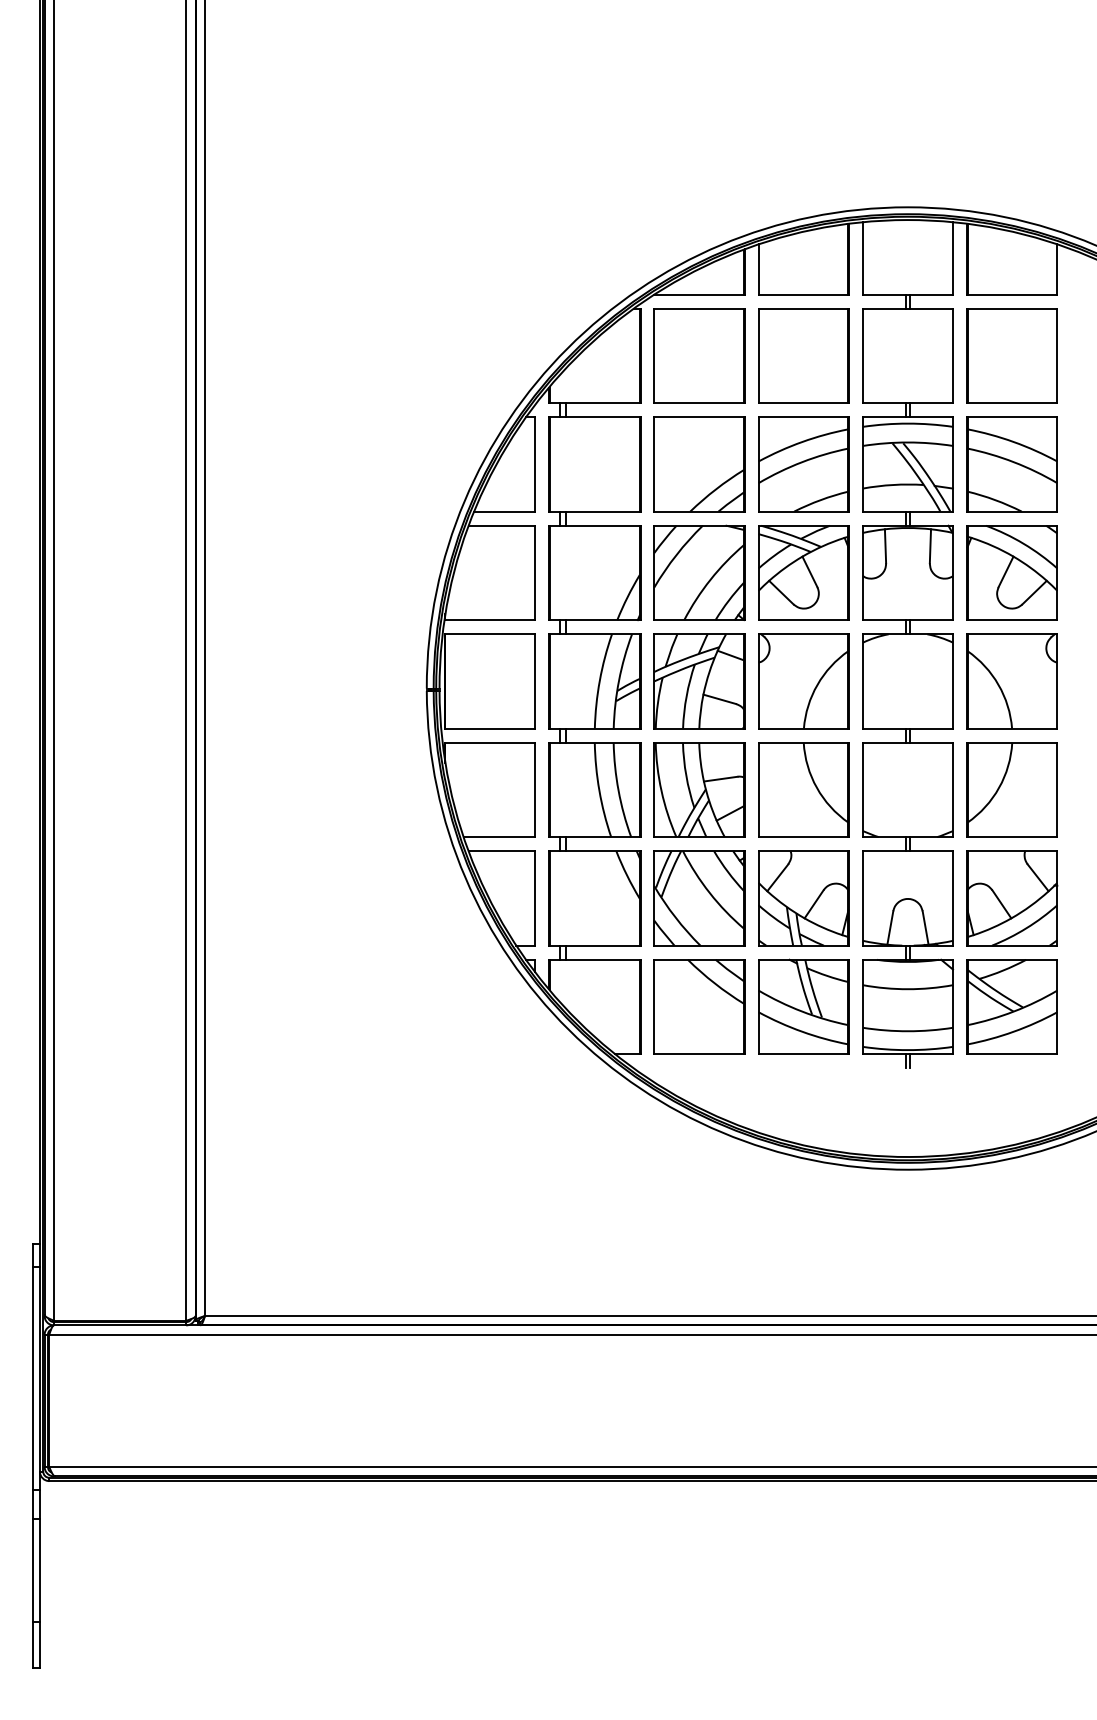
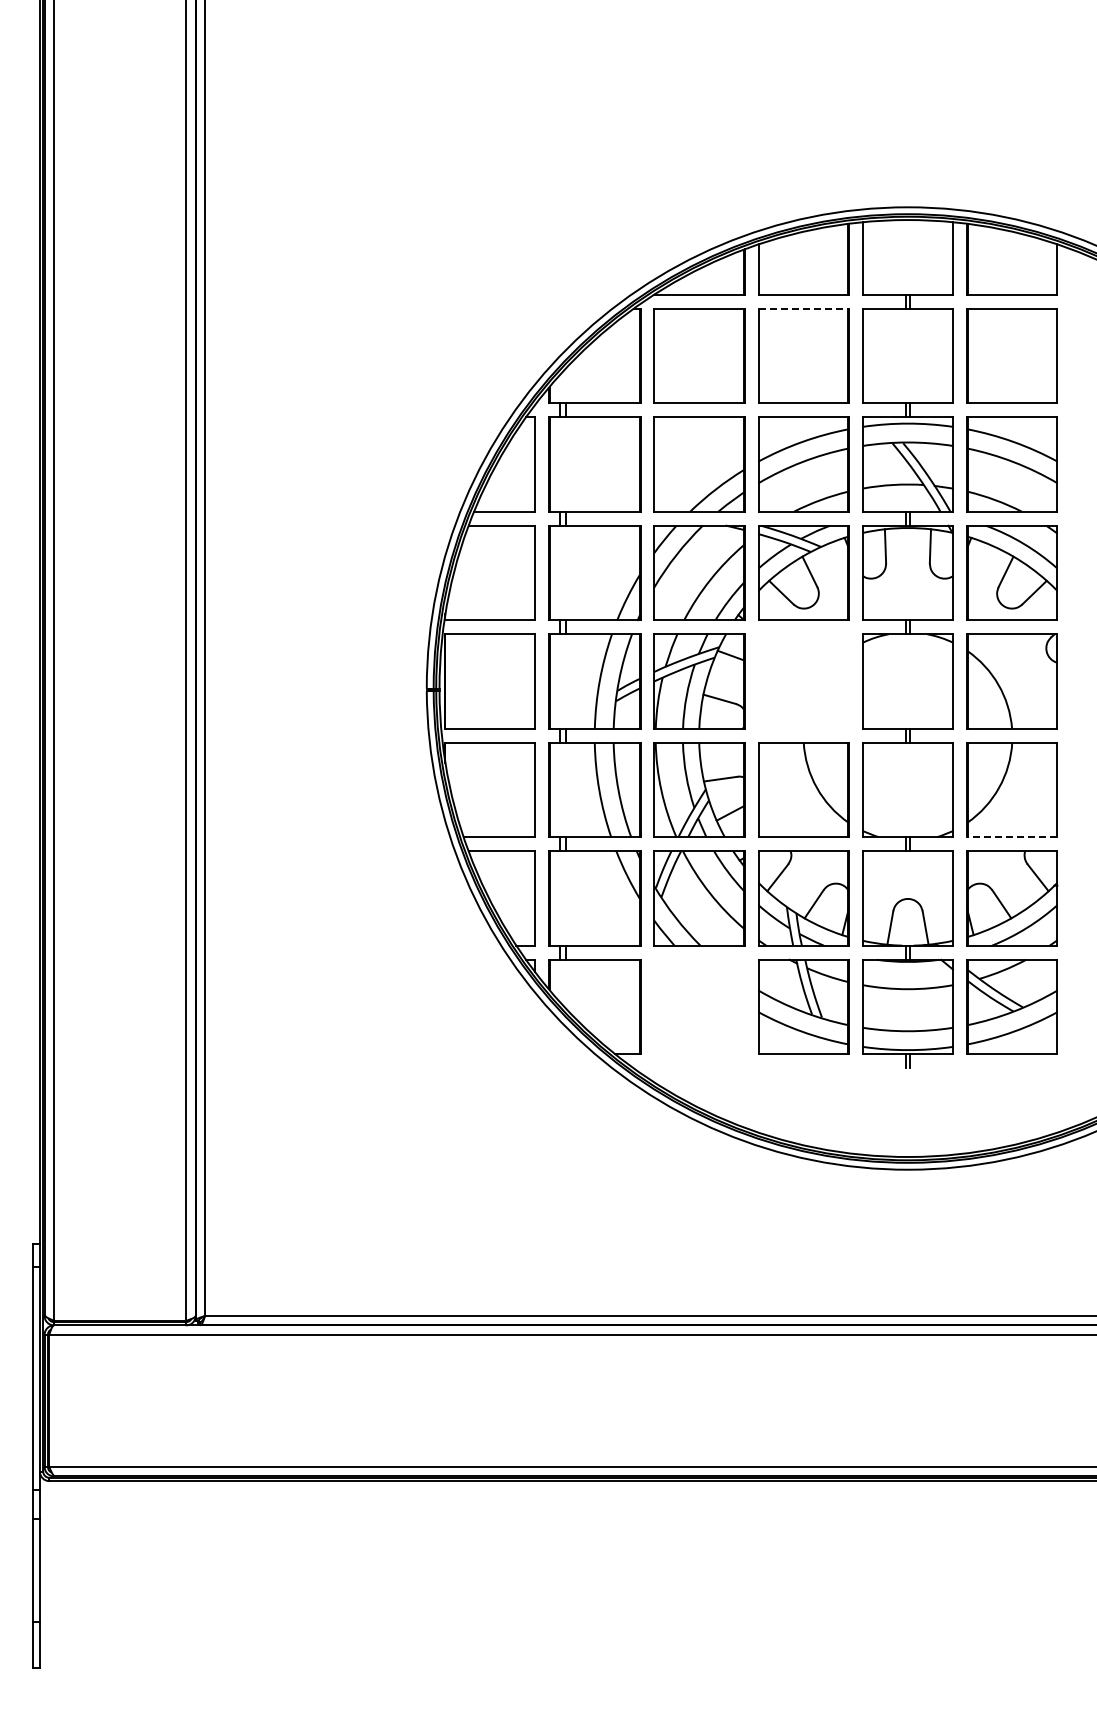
line: solid -> dashed (804, 308)
part: present -> none (803, 681)
line: solid -> dashed (1011, 837)
part: present -> none (699, 1006)
